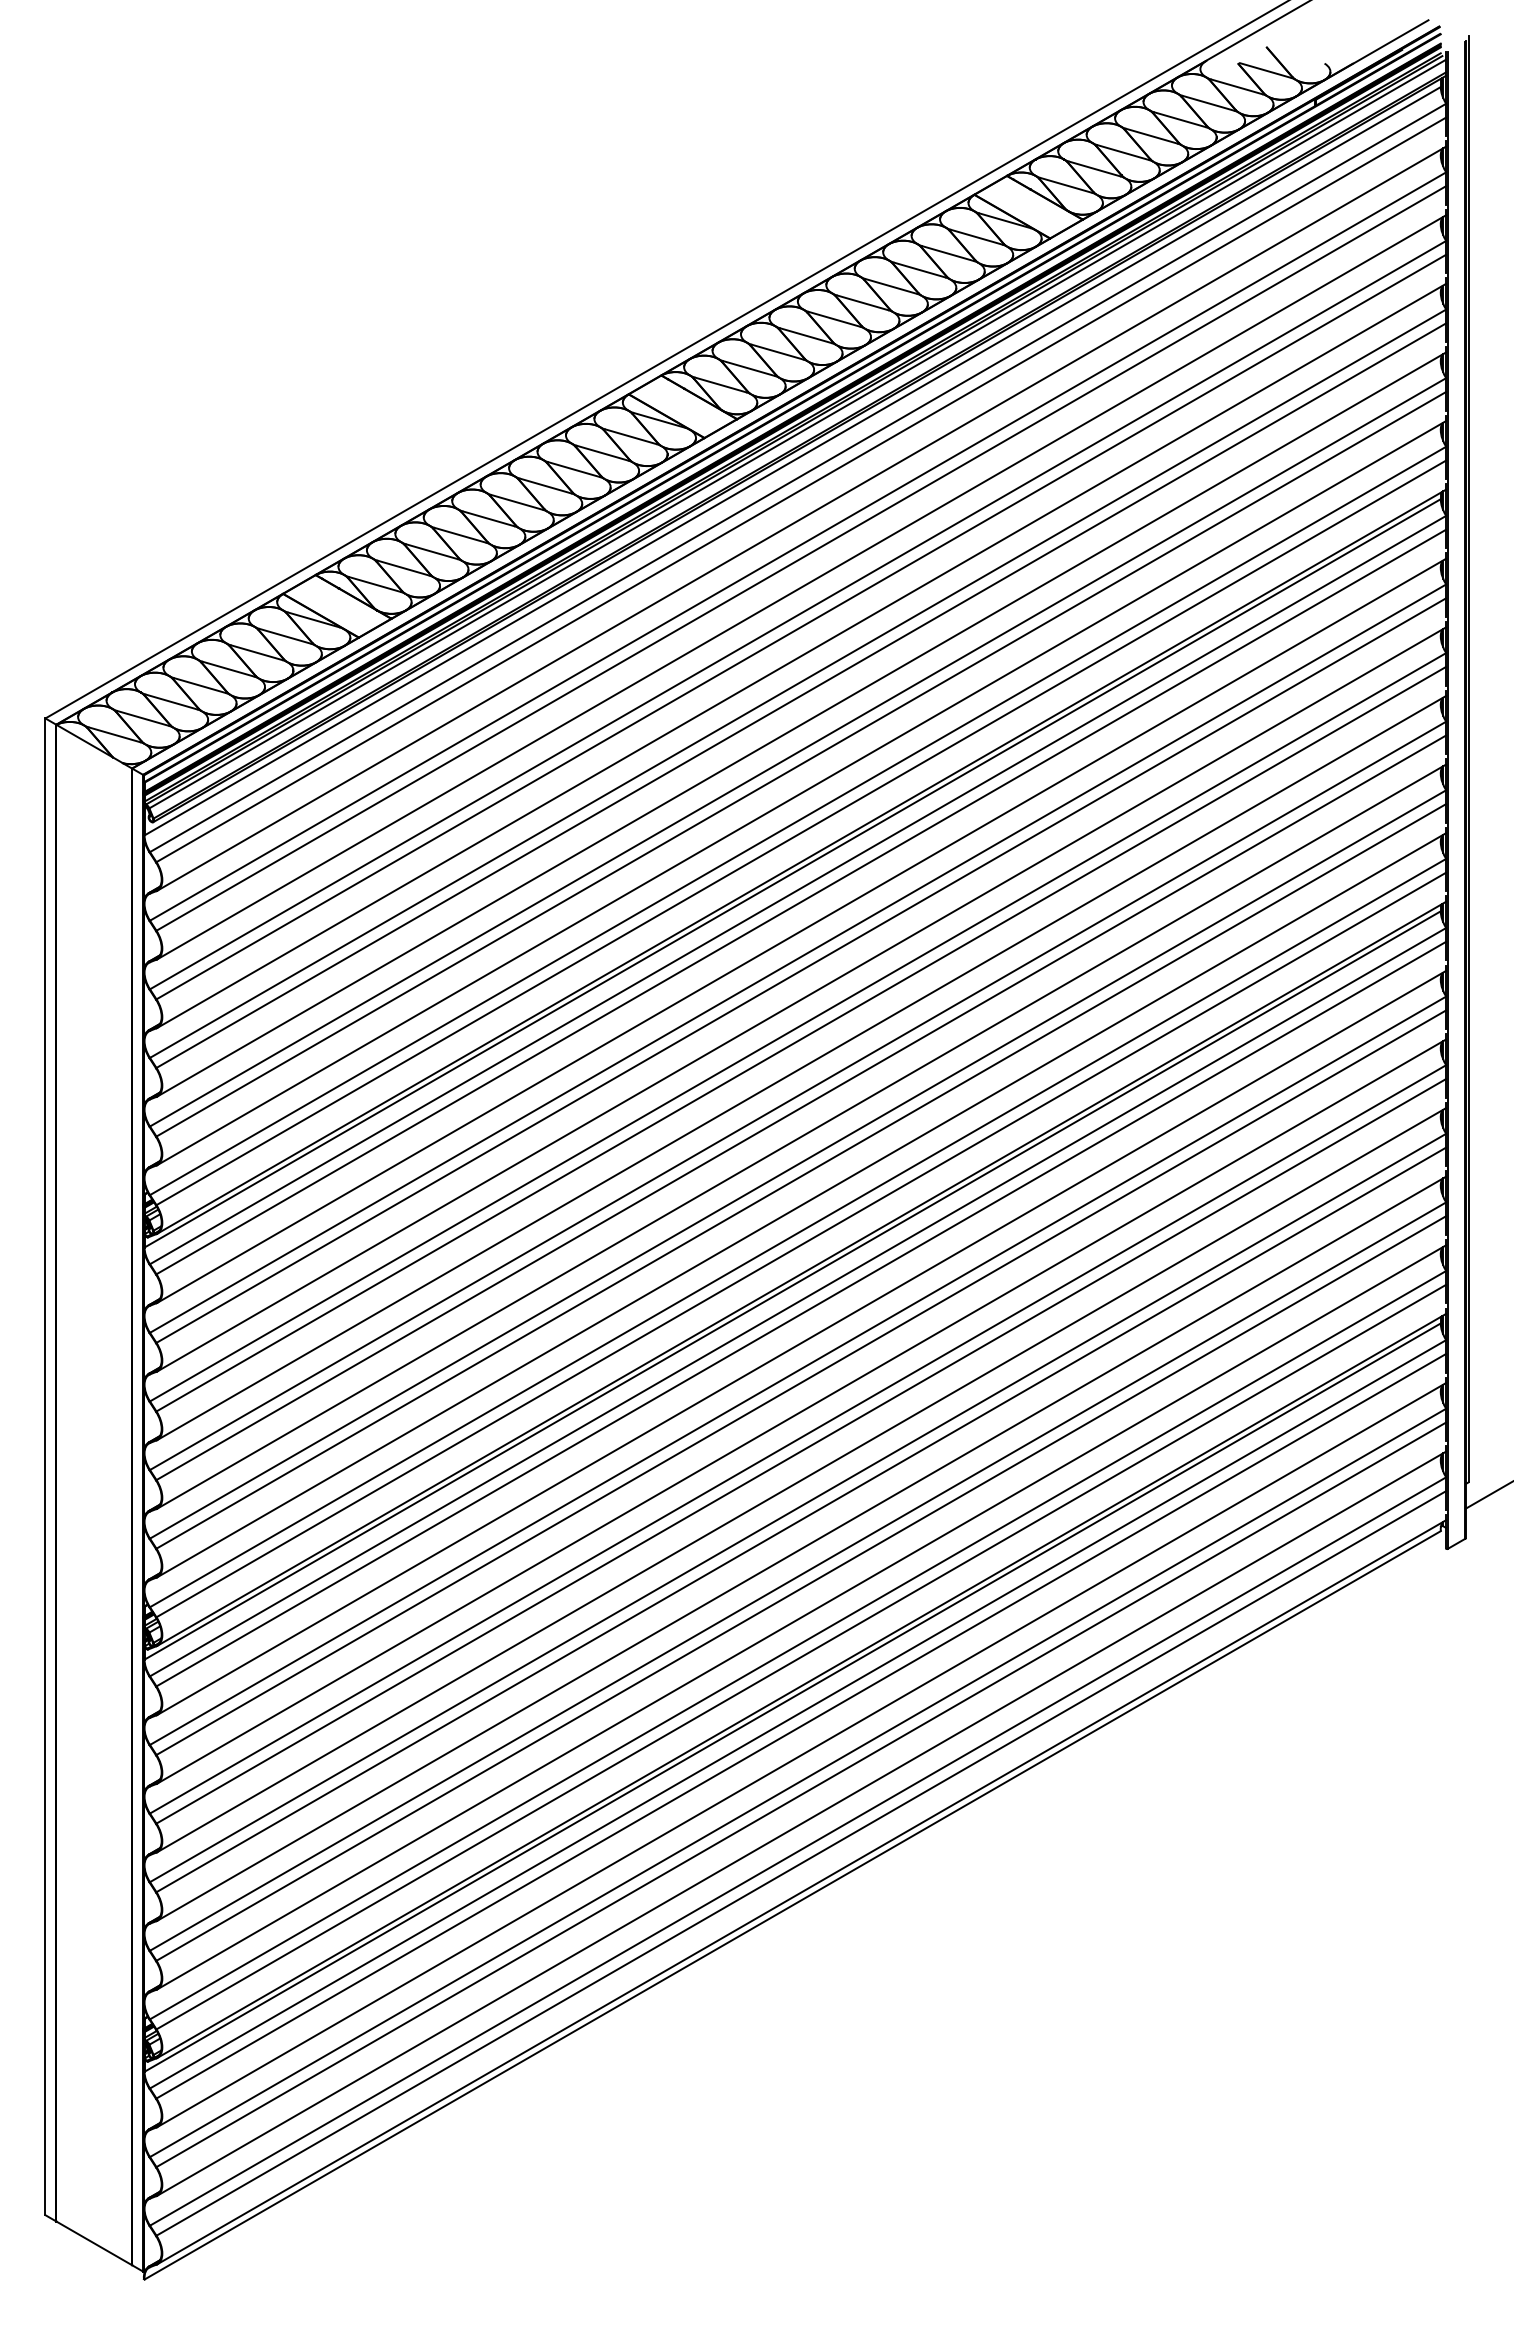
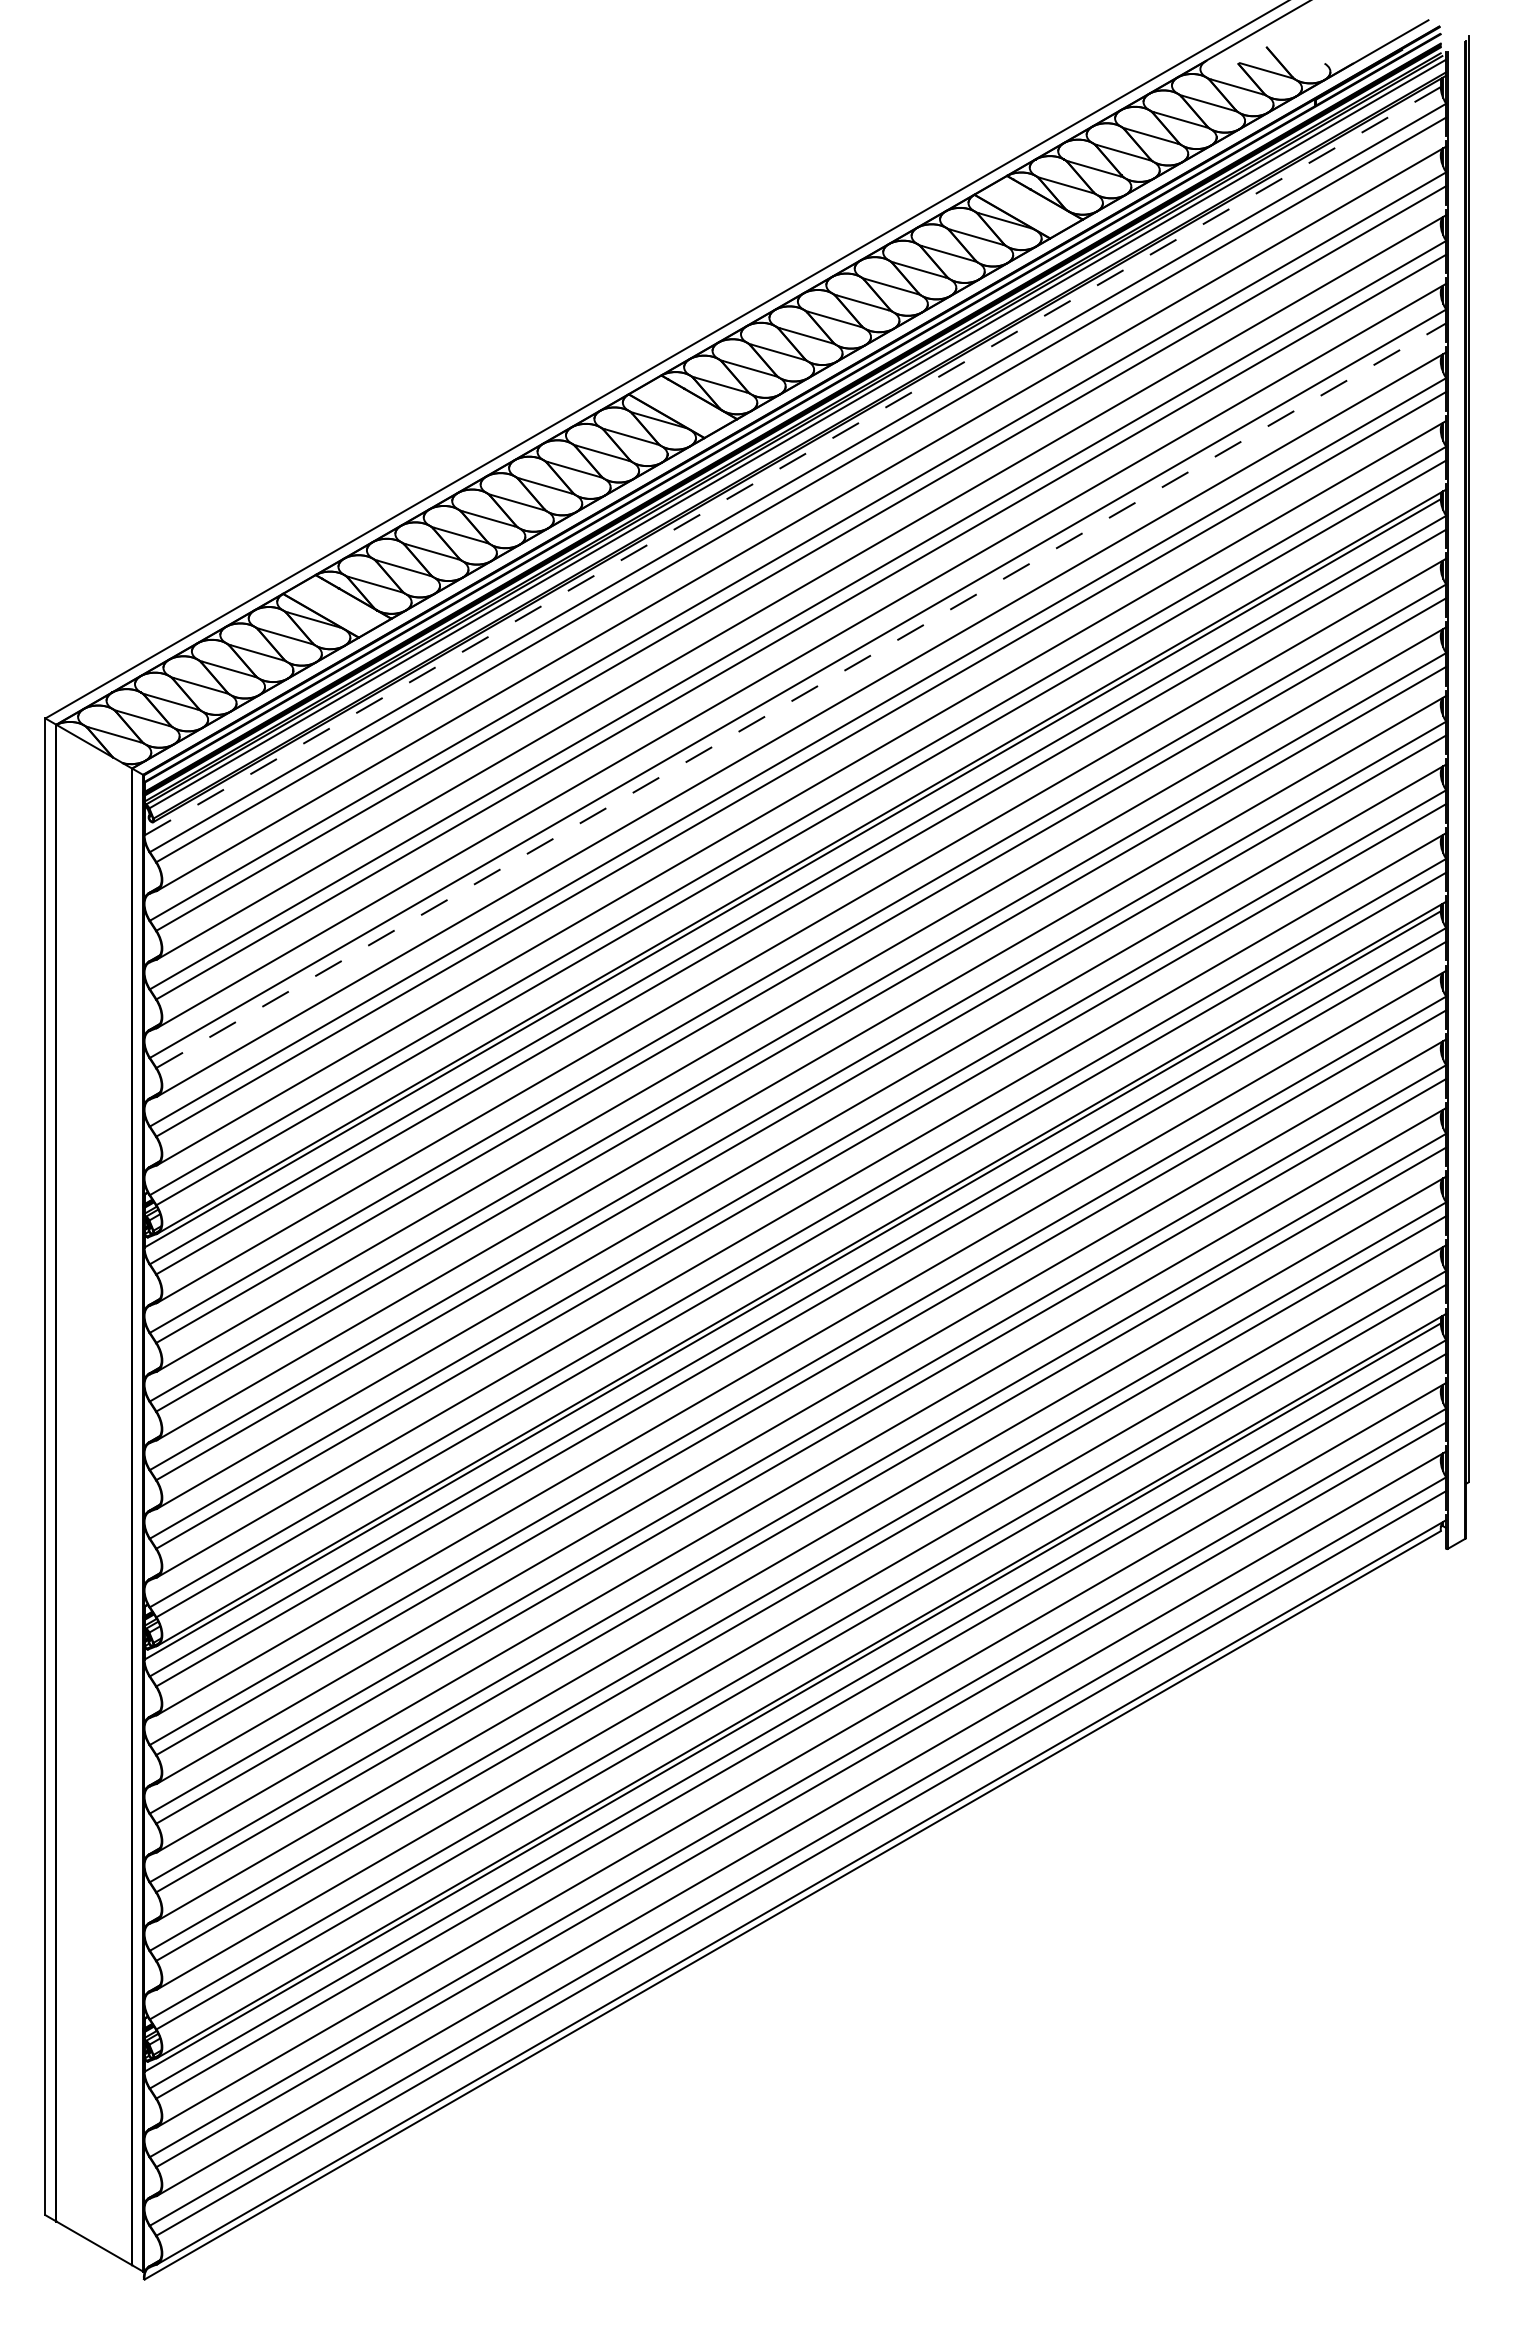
line: solid -> dashed (793, 461)
line: solid -> dashed (801, 695)
line: present -> none (1487, 1495)
